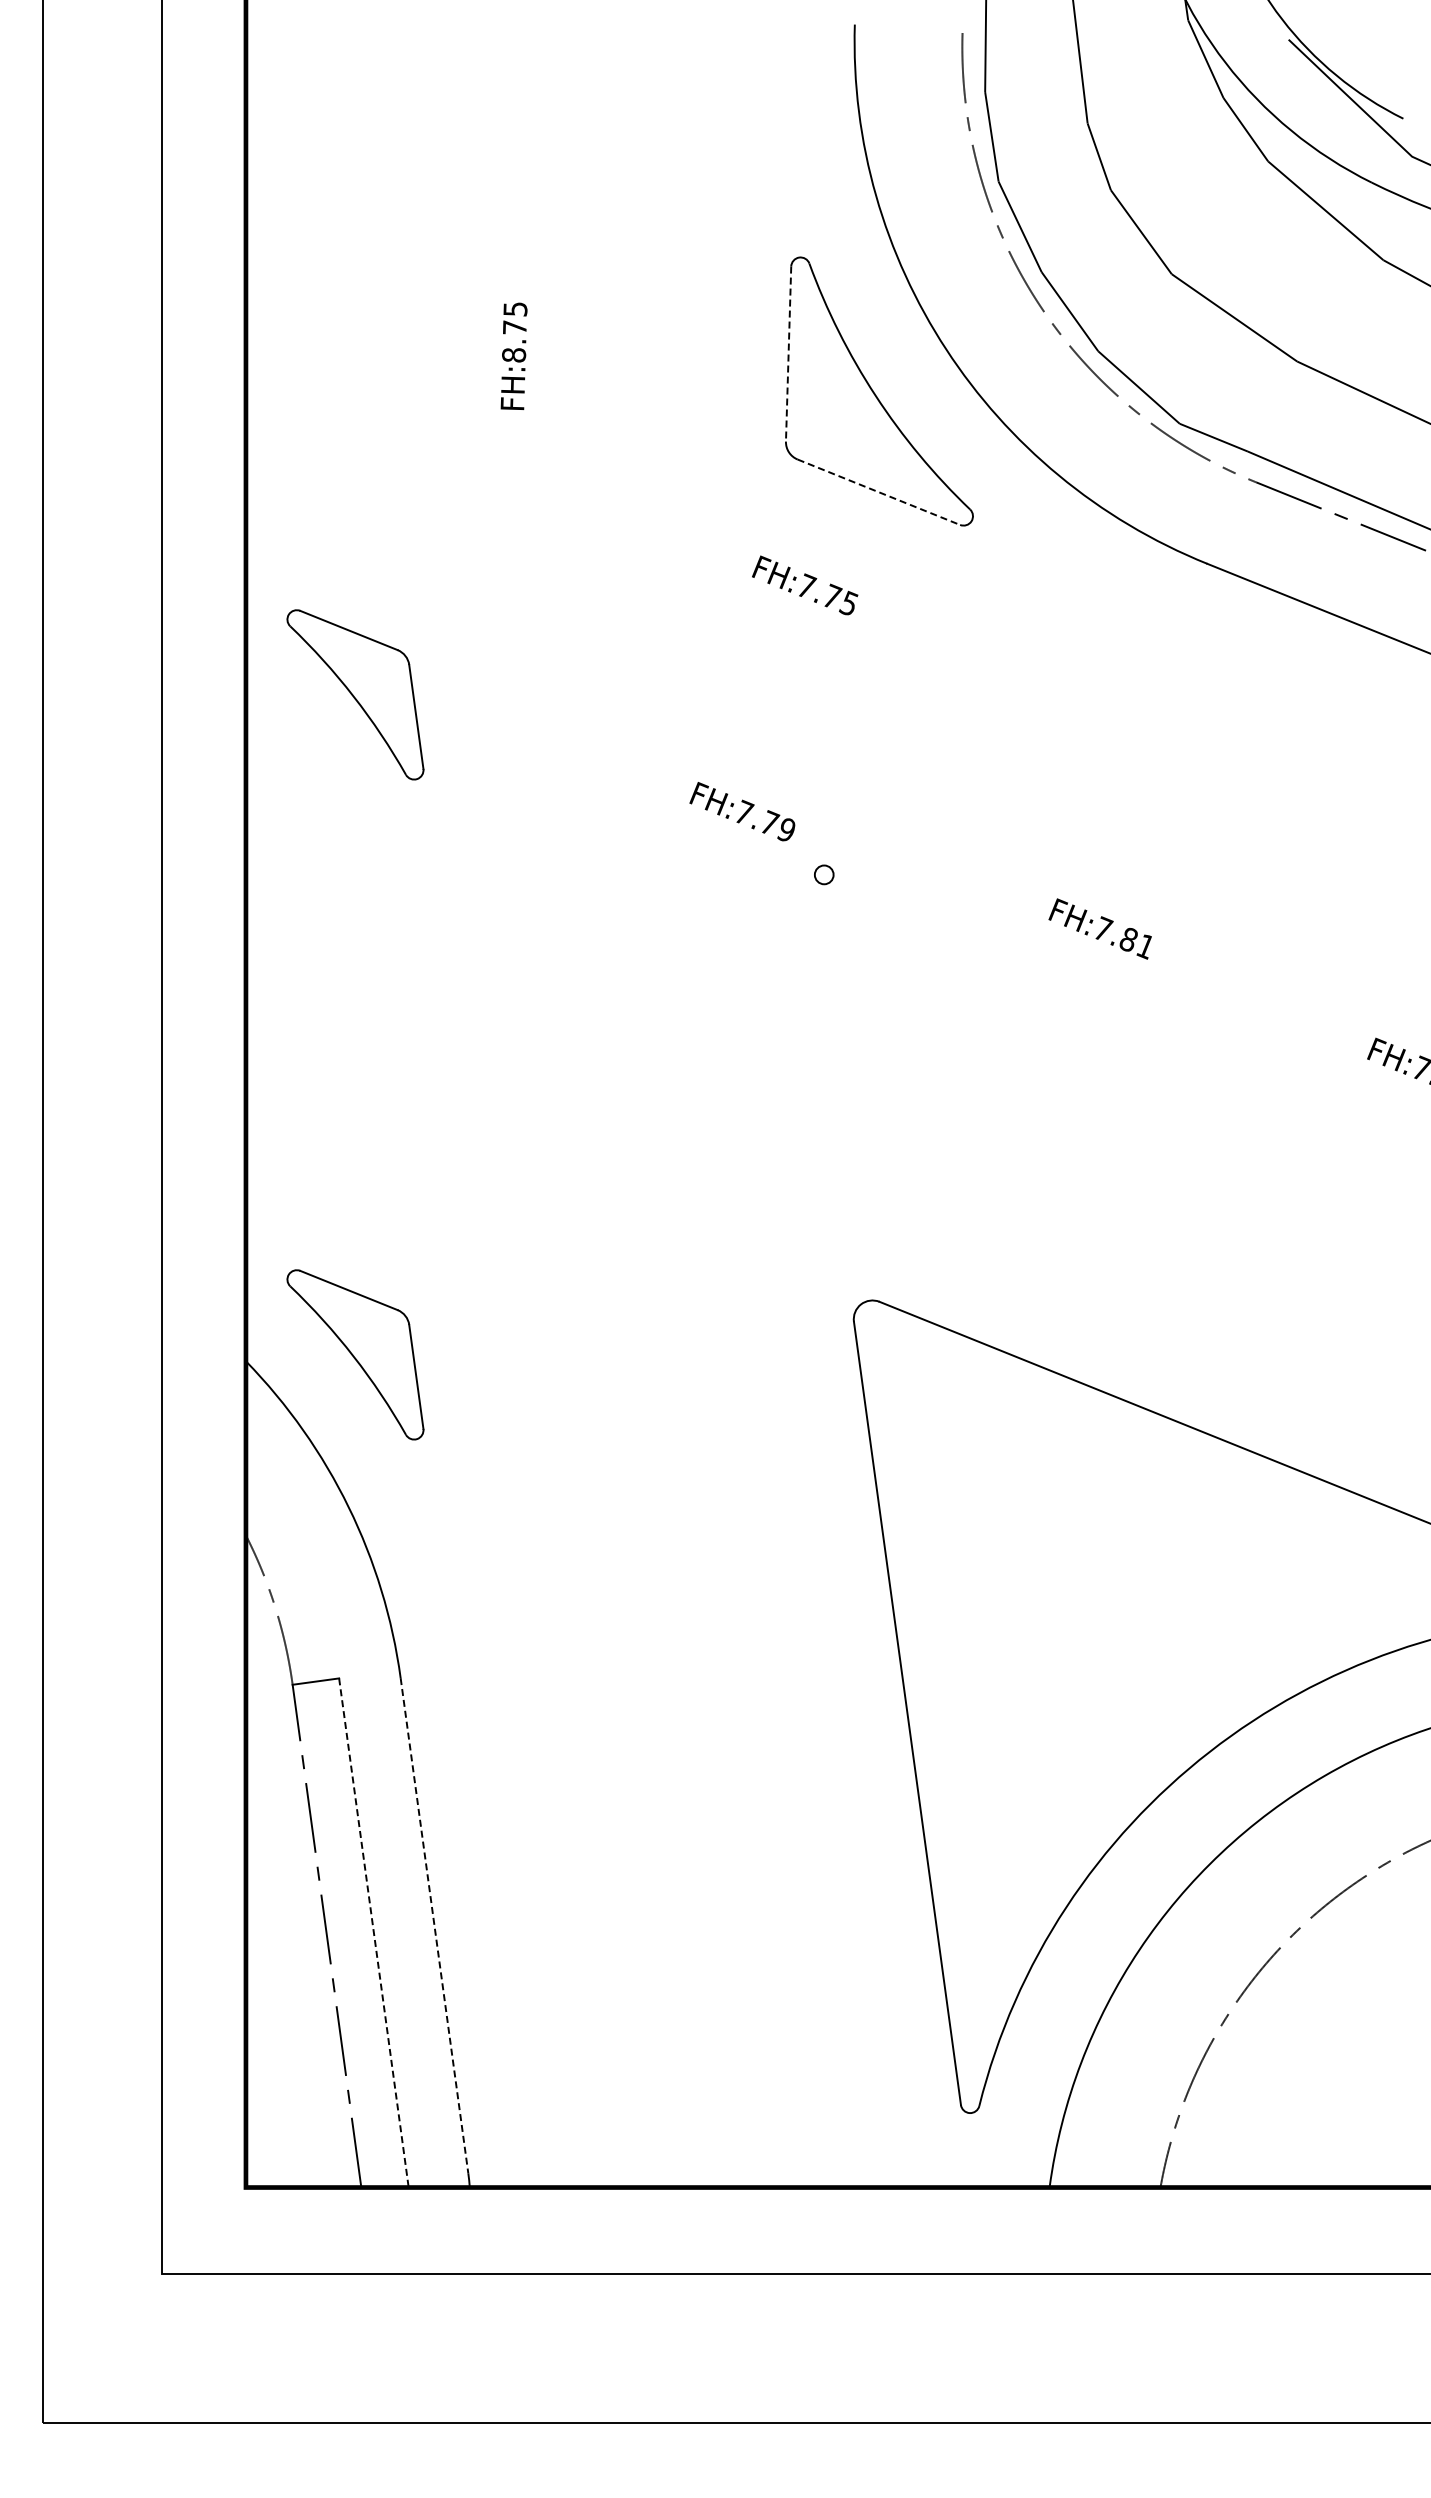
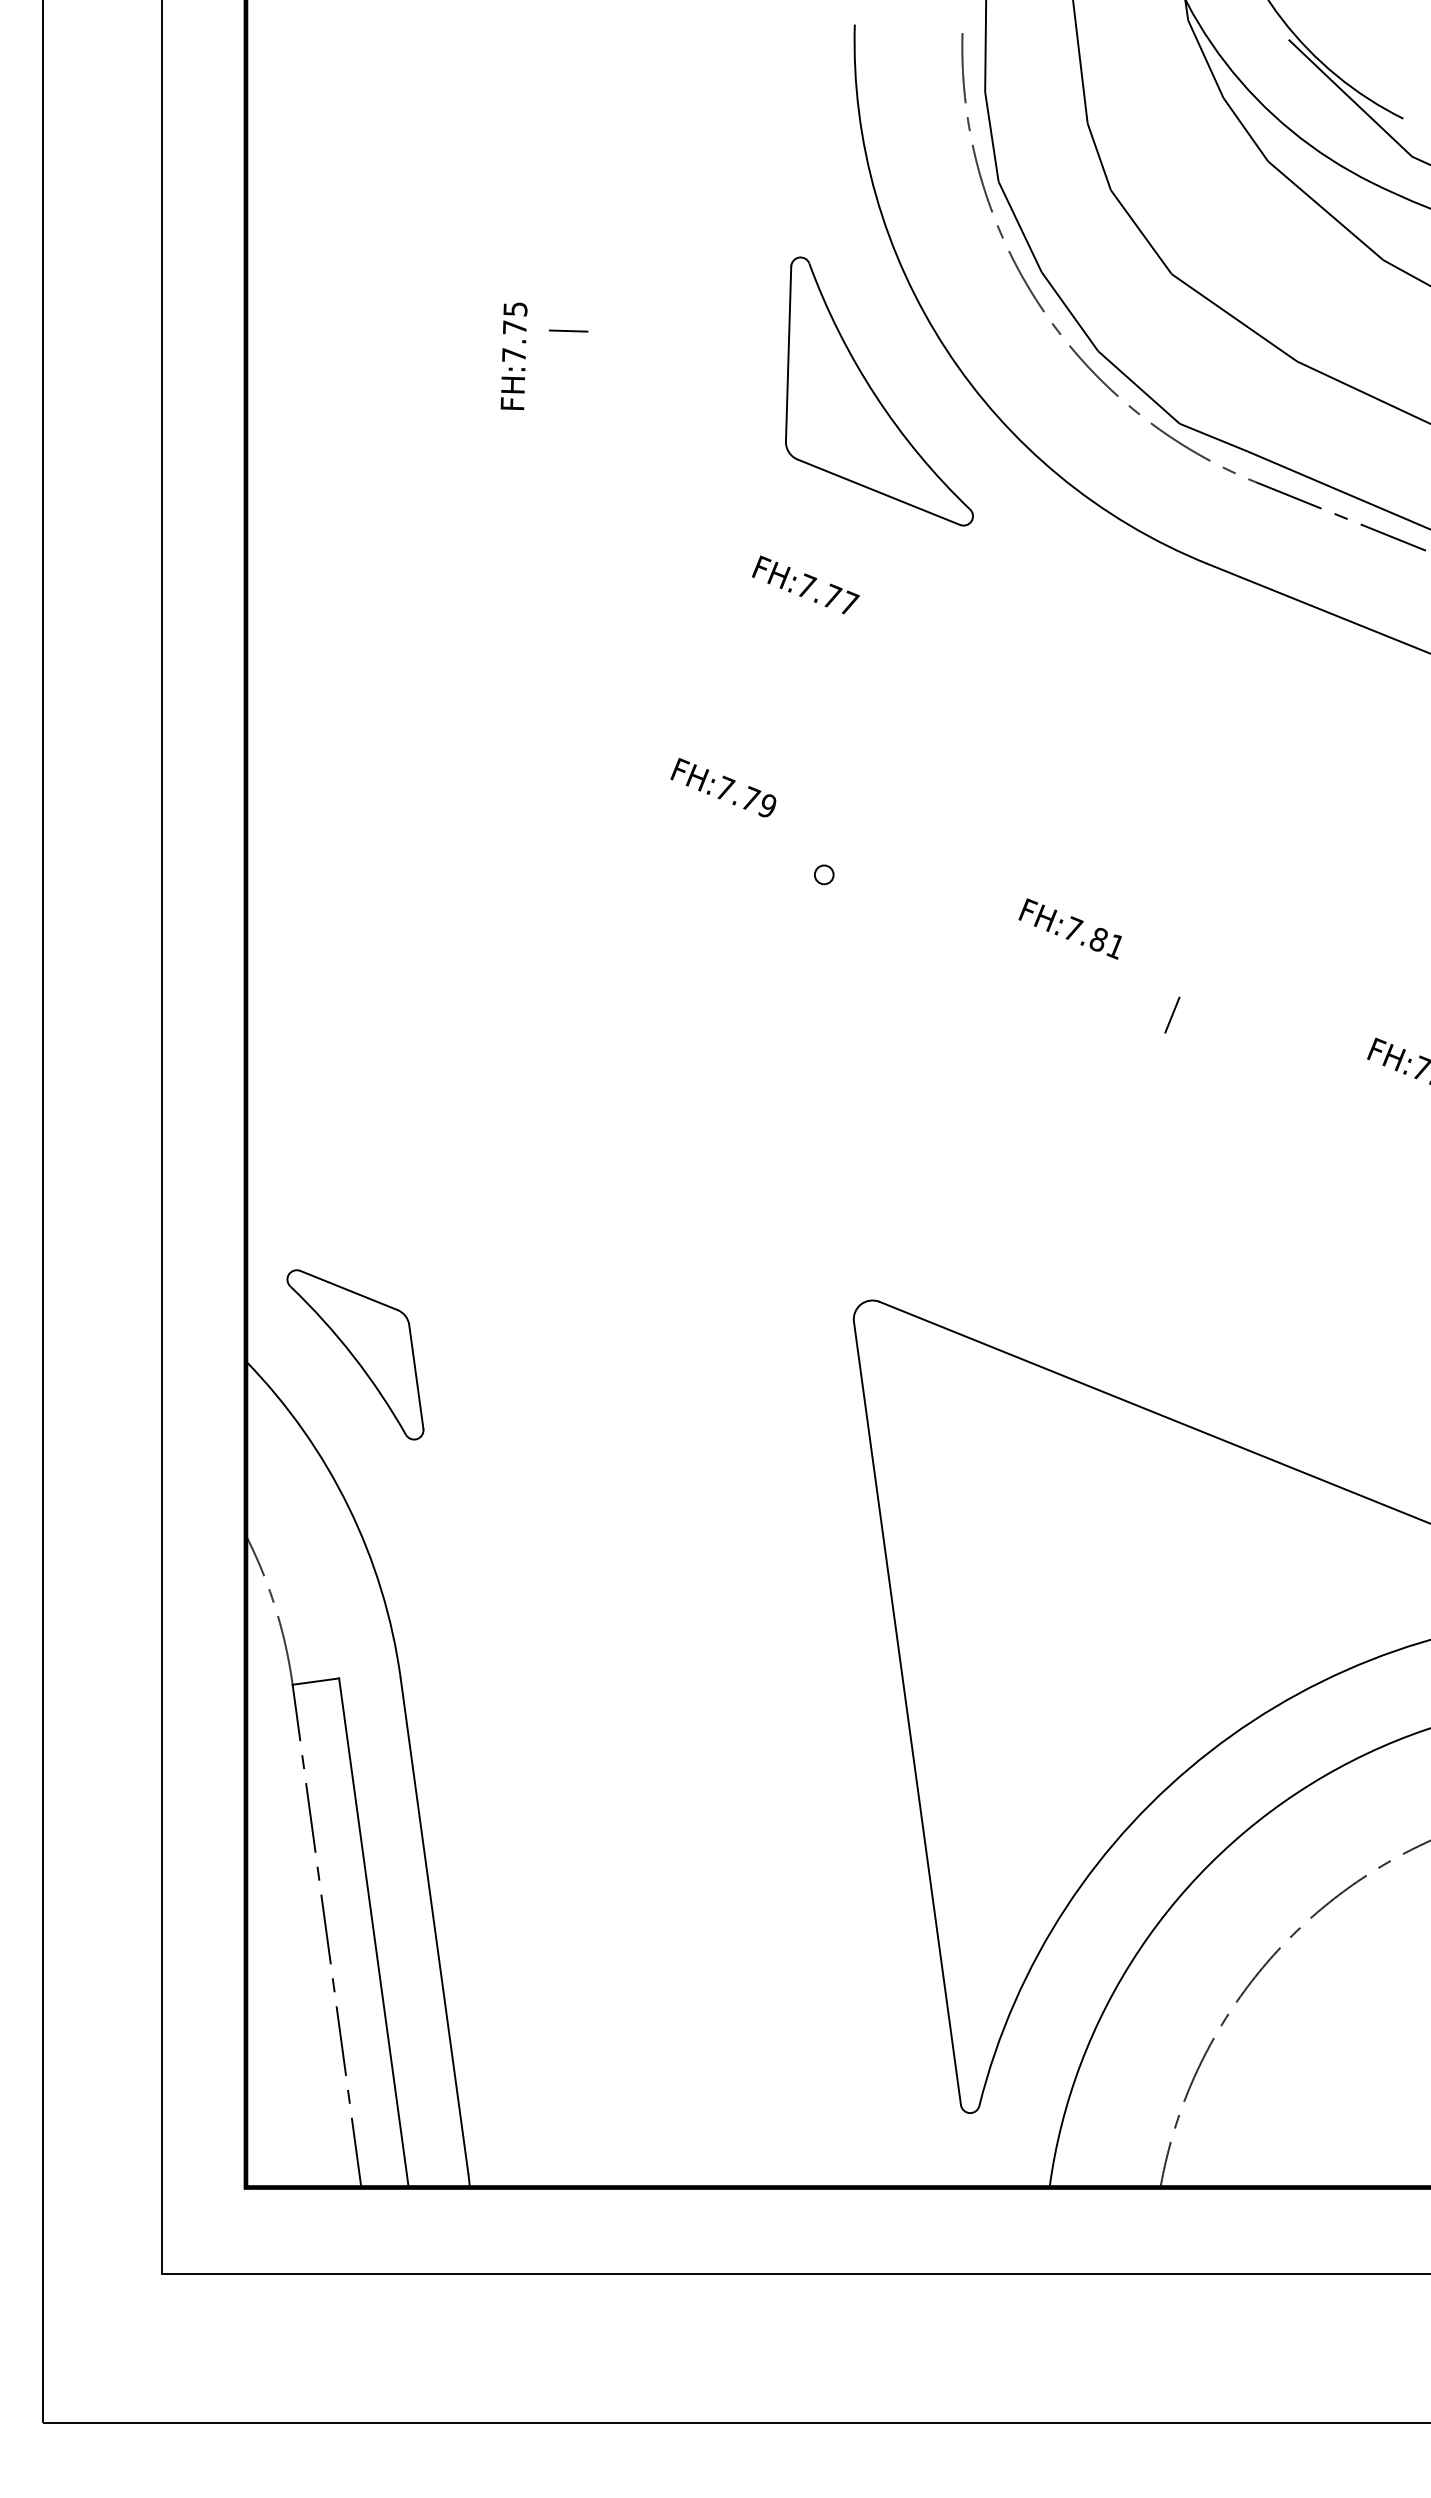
line: none -> present (568, 330)
line: dashed -> solid (788, 354)
text: FH:8.75 -> FH:7.75 (514, 355)
line: dashed -> solid (878, 492)
text: FH:7.75 -> FH:7.77 (849, 602)
part: present -> none (355, 694)
text position: (742, 811) -> (723, 787) (723, 787)
text position: (1099, 928) -> (1069, 928) (1069, 928)
line: none -> present (1172, 1014)
line: dashed -> solid (434, 1925)
line: dashed -> solid (373, 1932)
